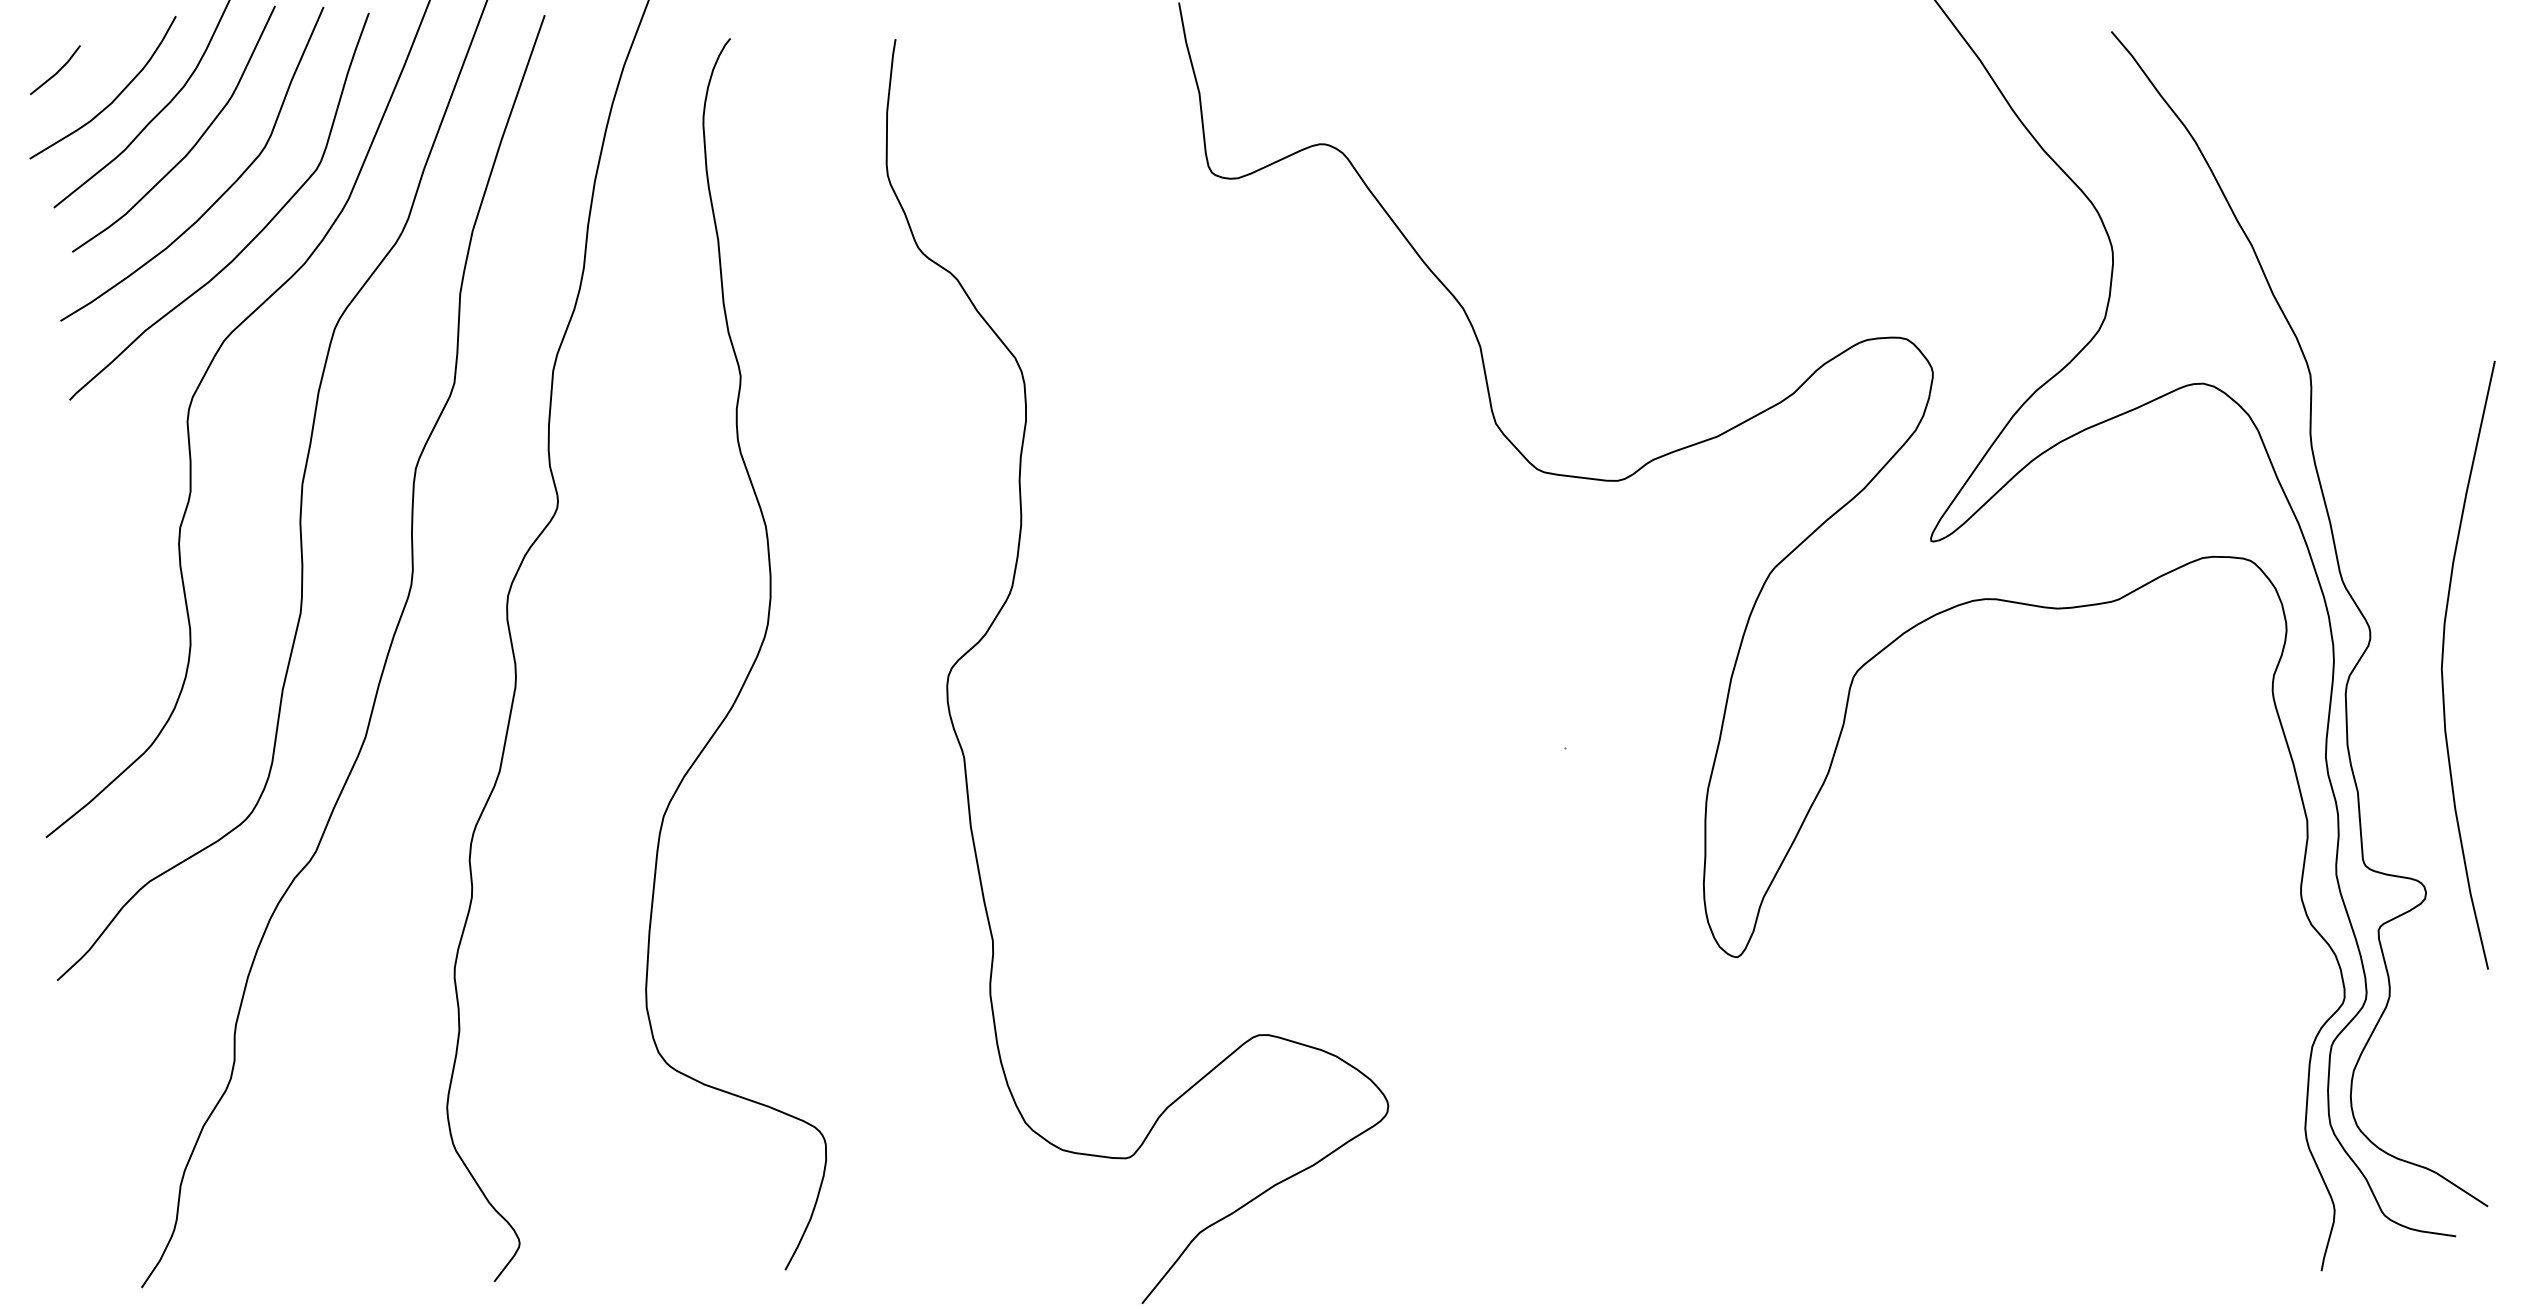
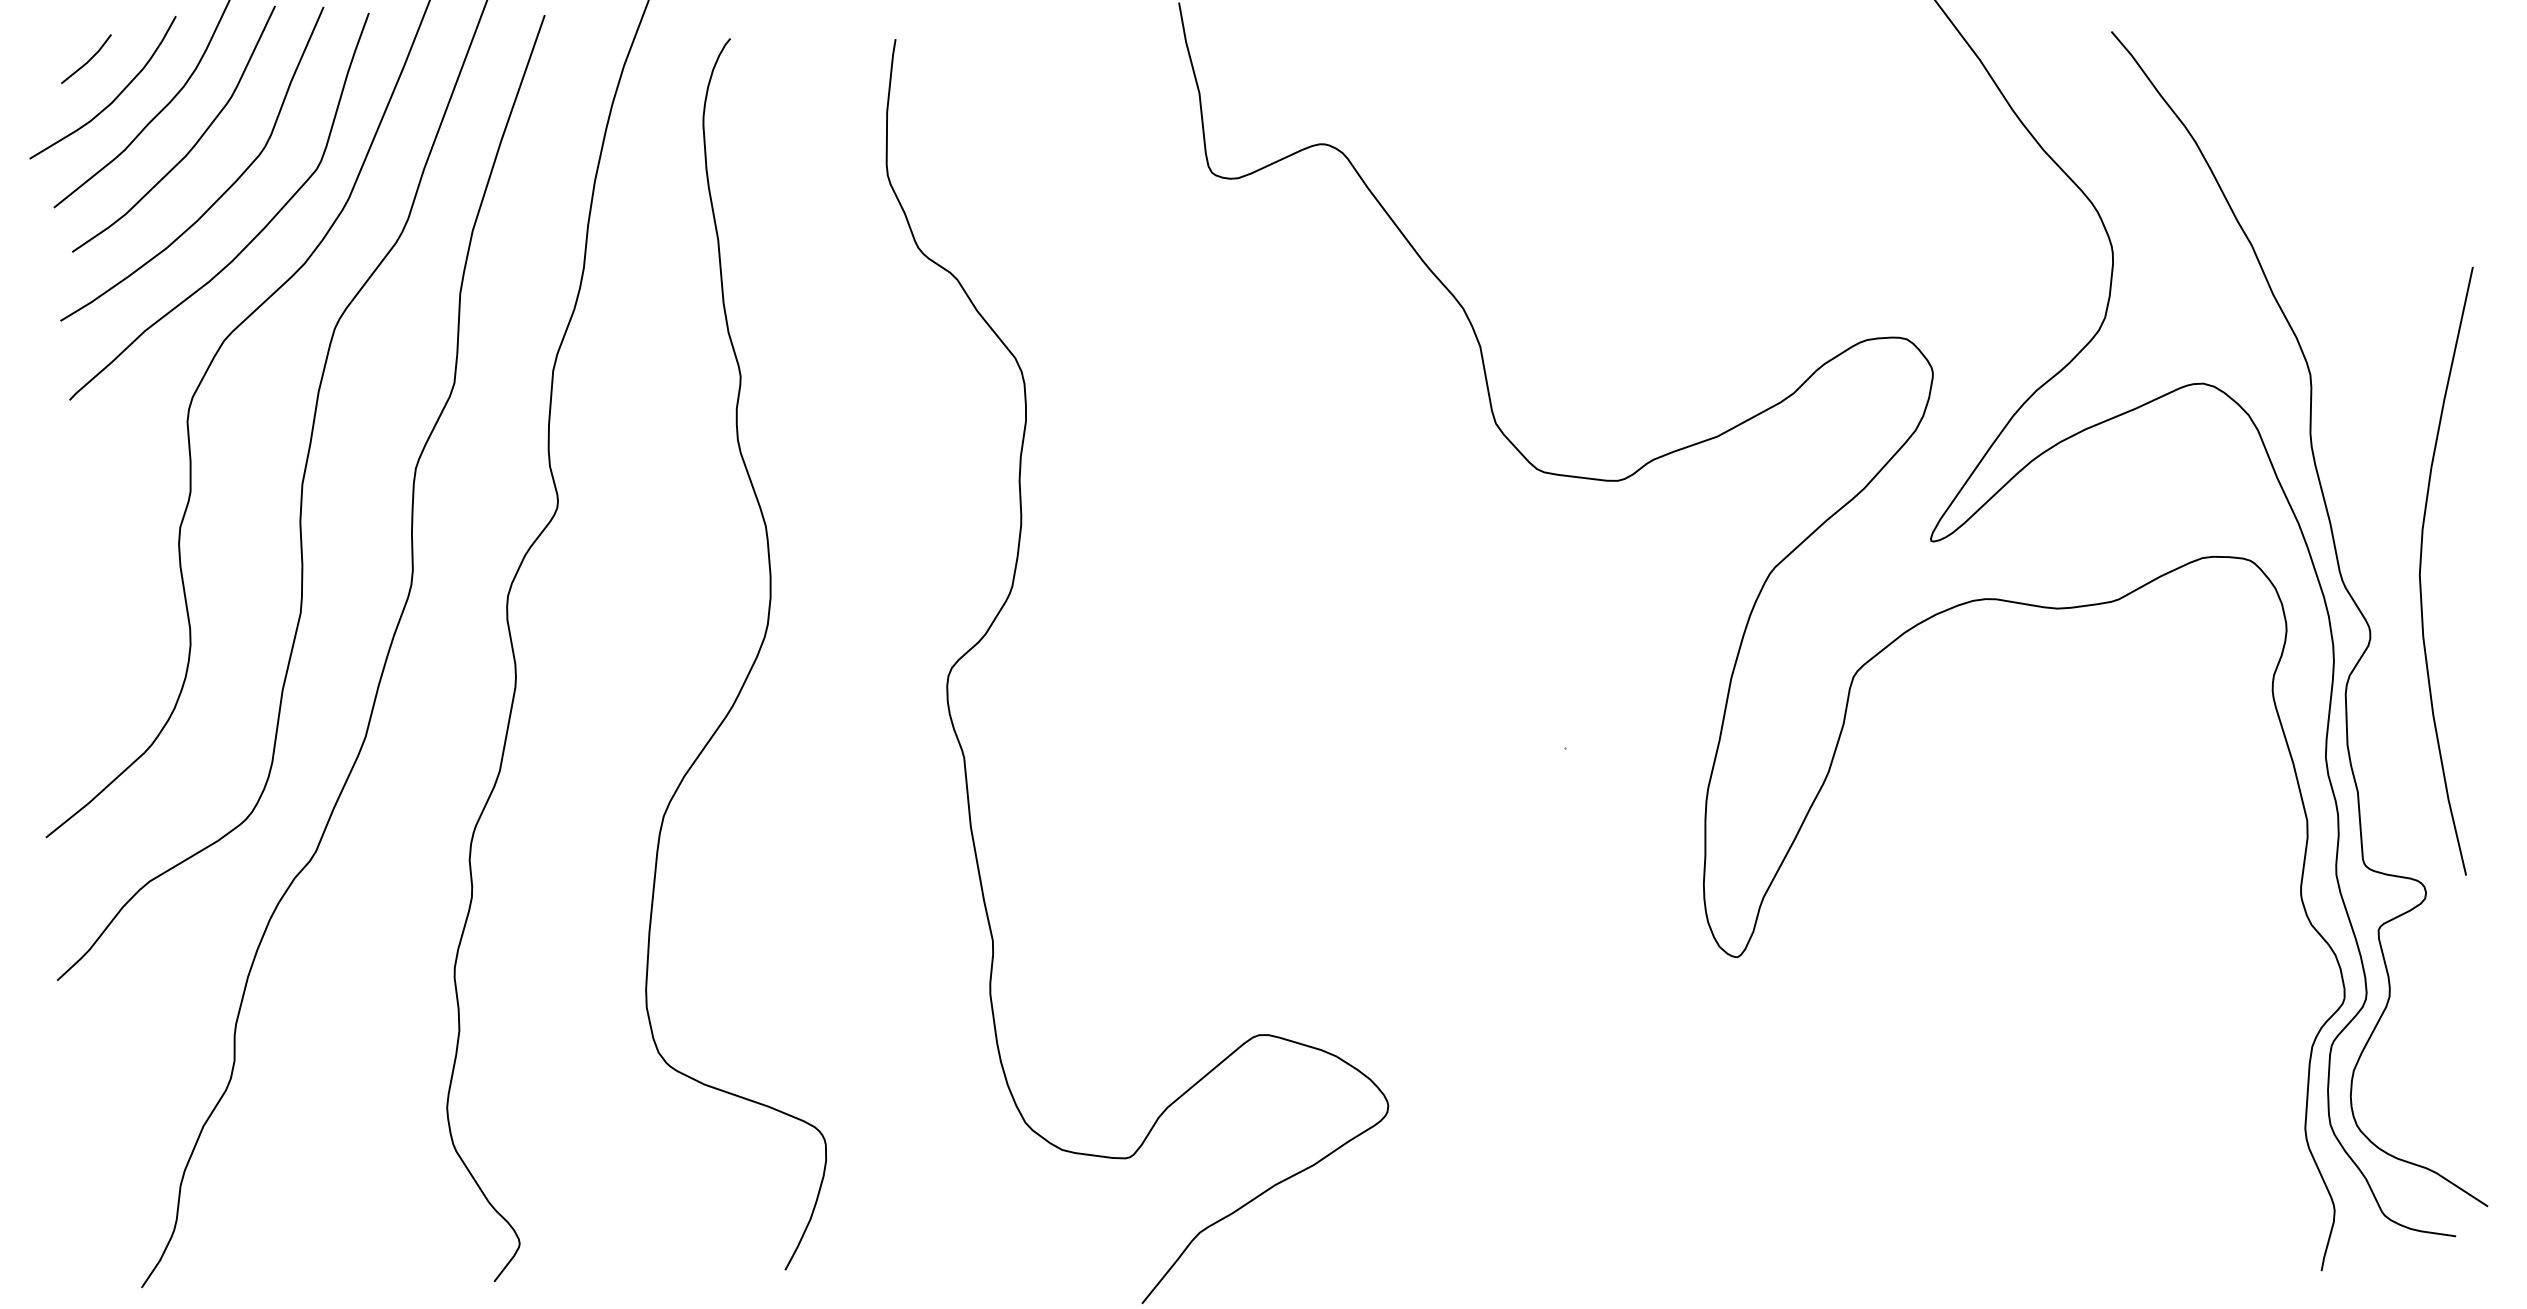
line position: (57, 71) -> (88, 60) (88, 60)
curve position: (2443, 662) -> (2421, 568) (2421, 568)
